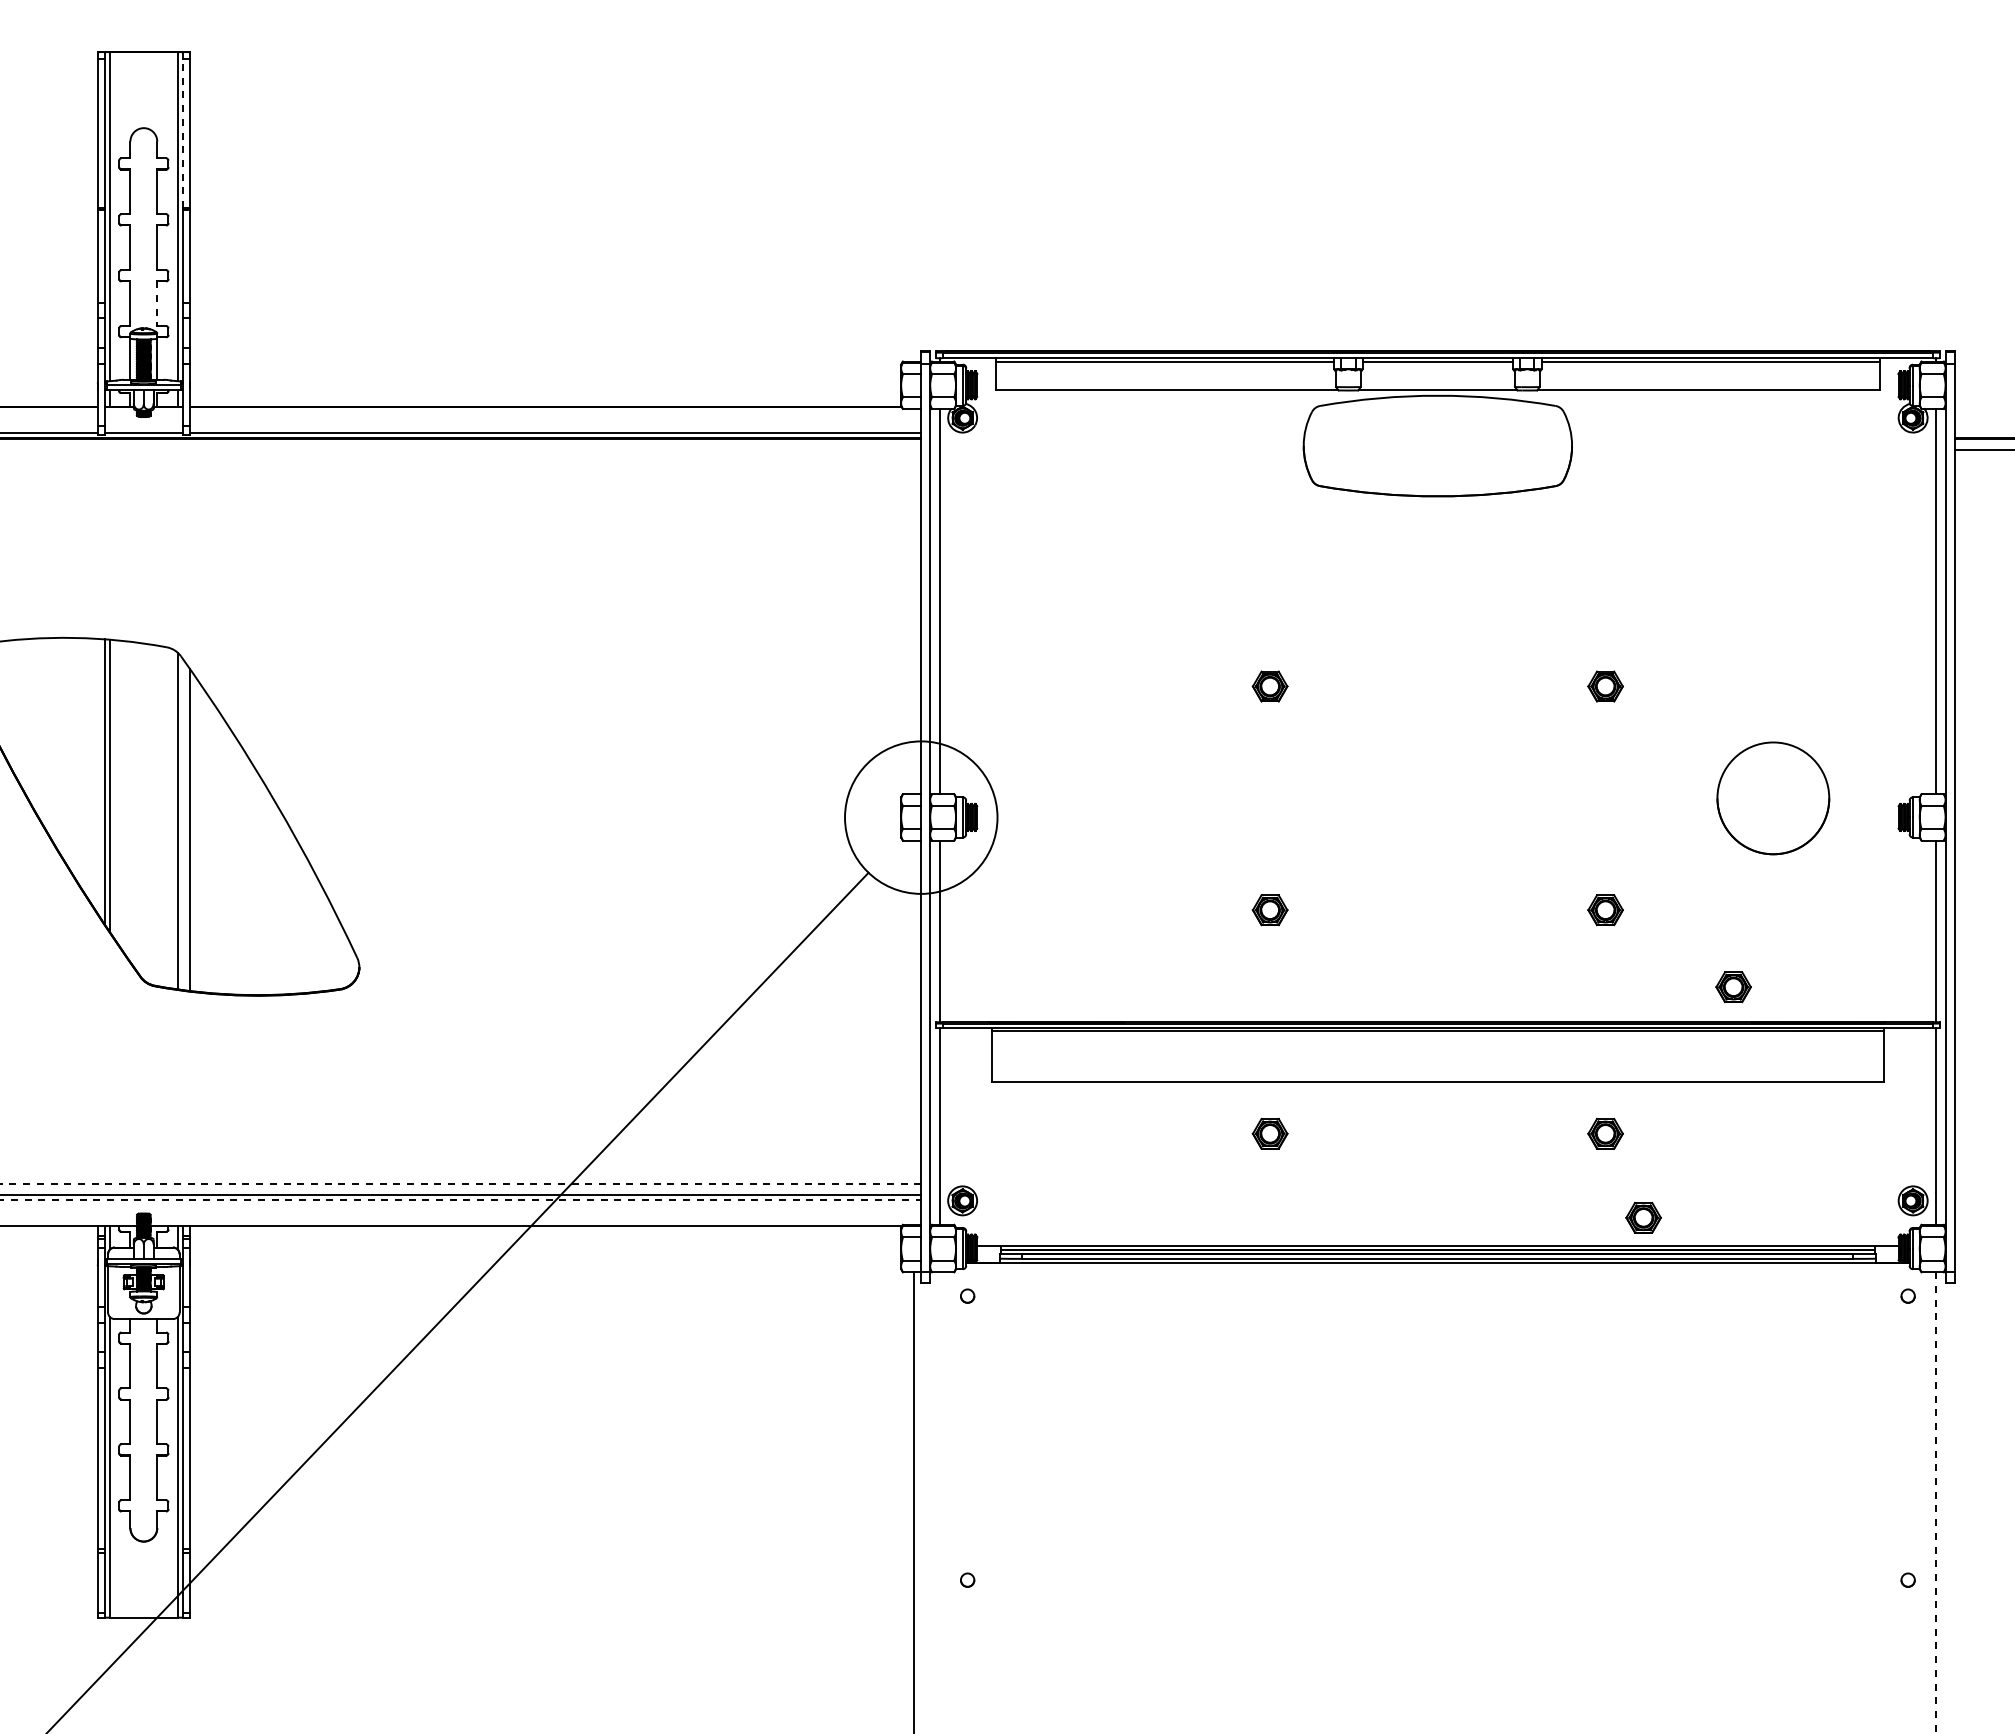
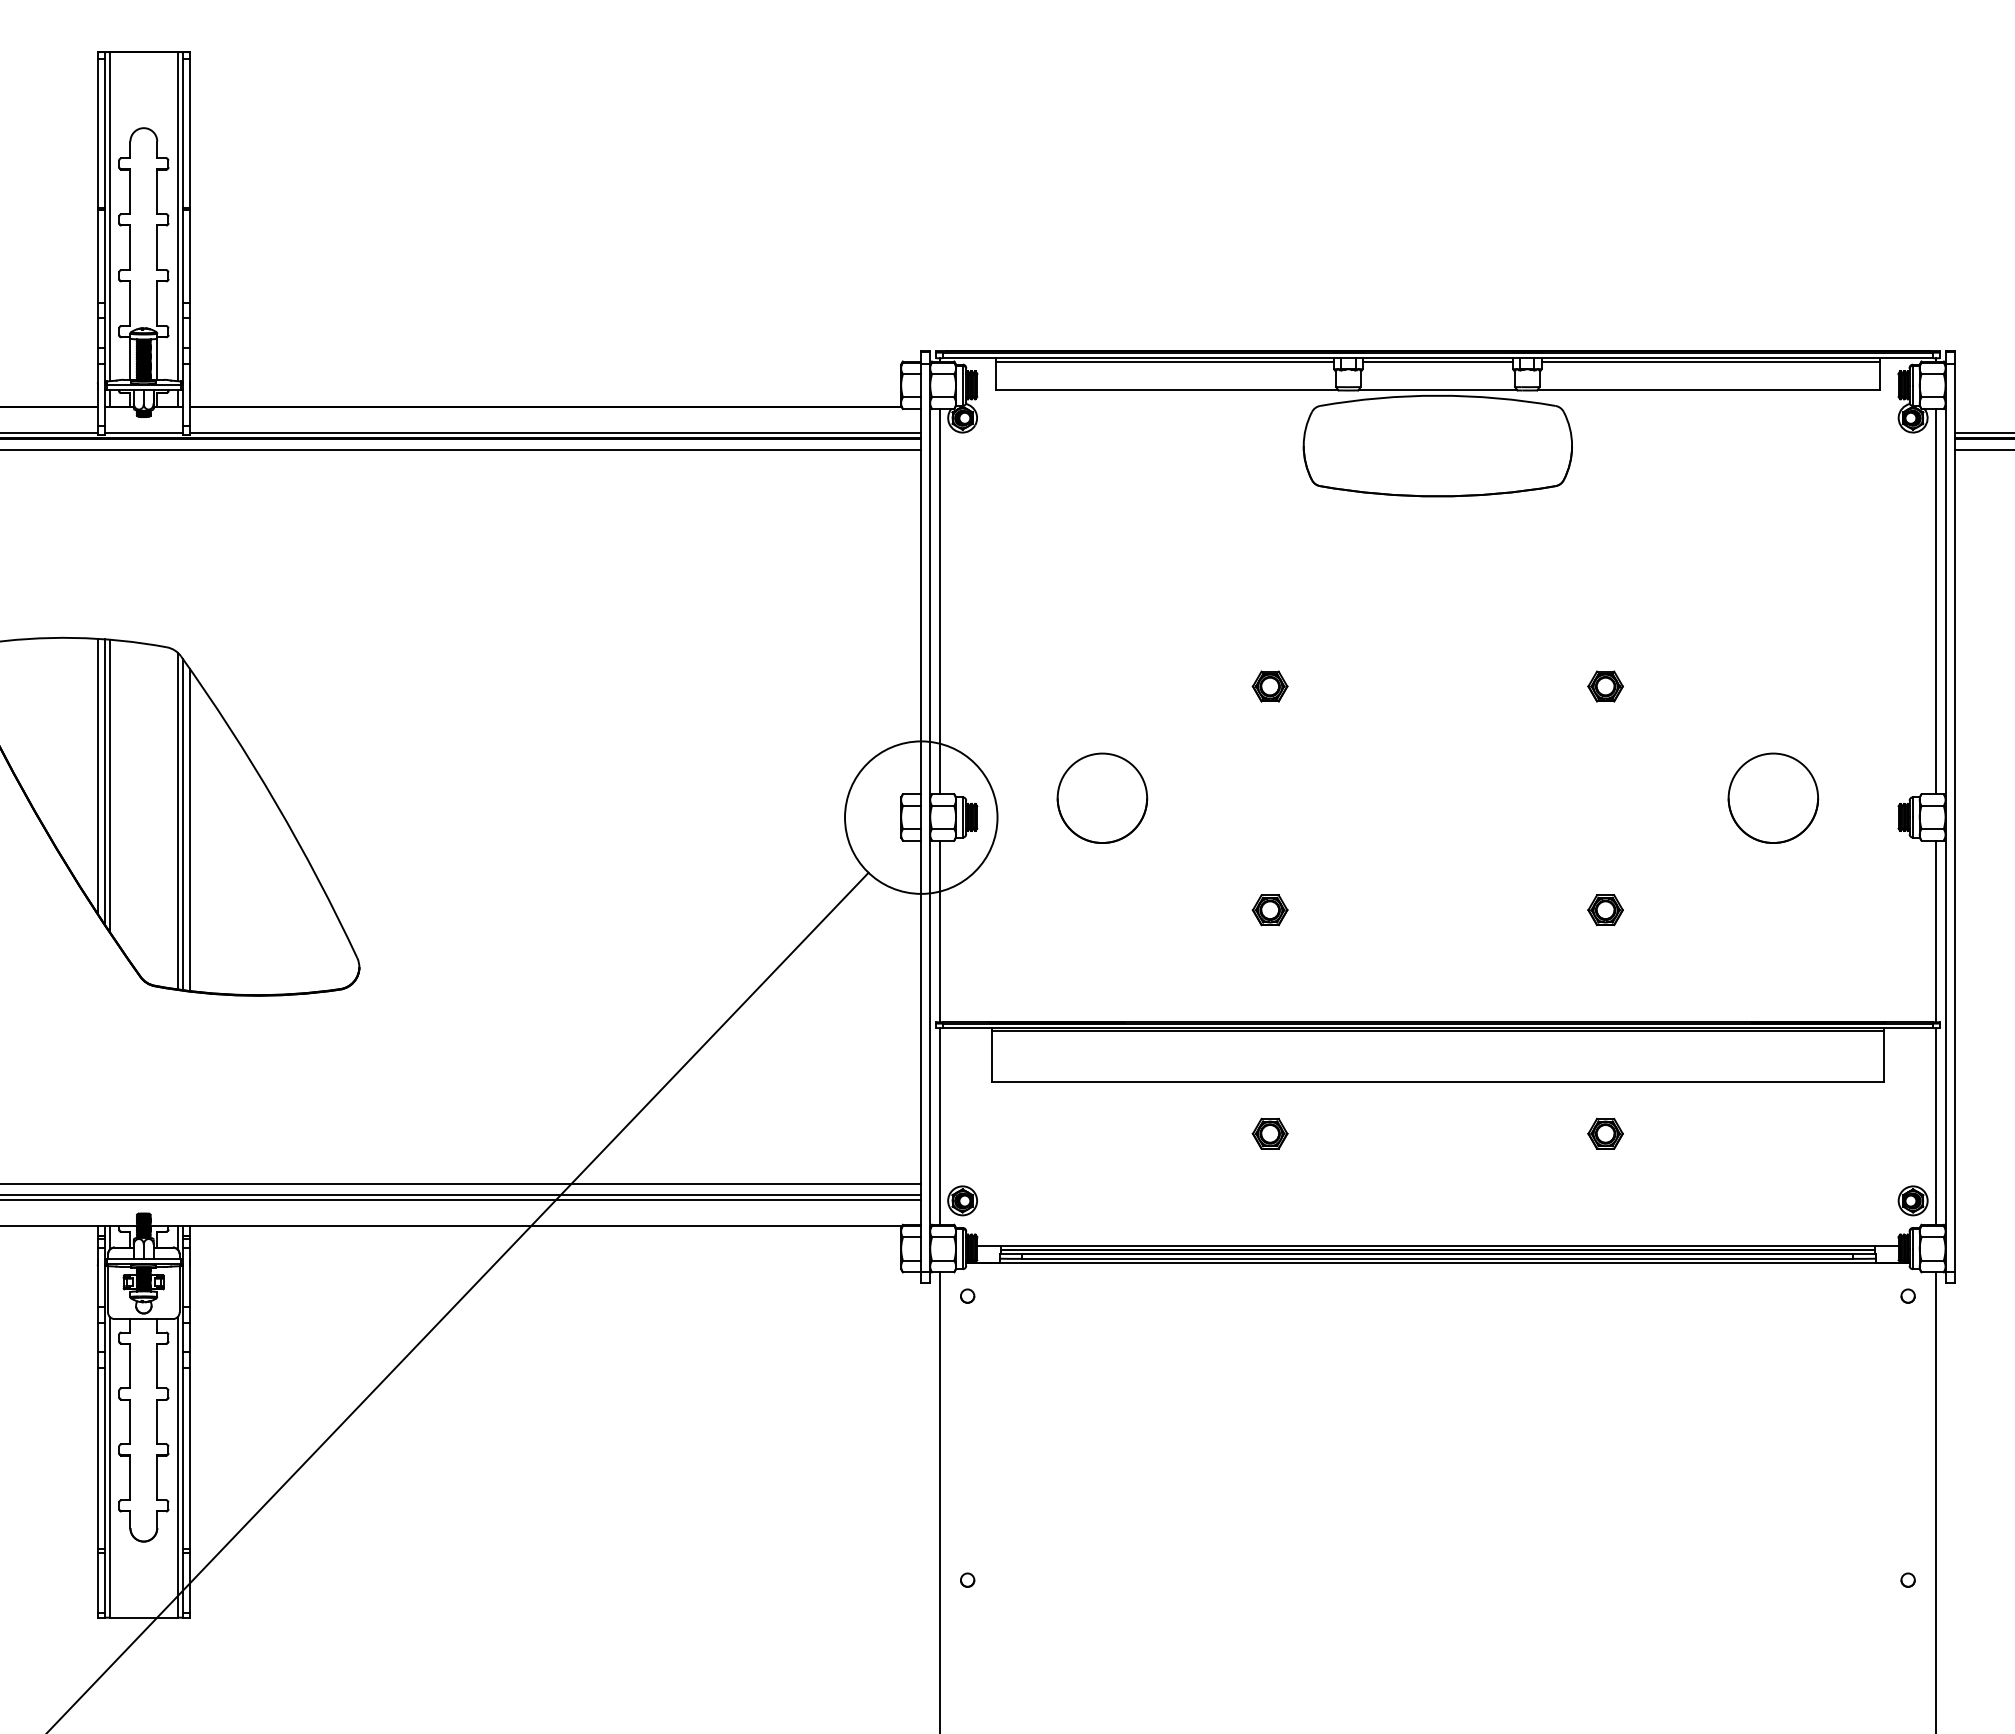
line: dashed -> solid (182, 133)
line: dashed -> solid (157, 304)
line: none -> present (1982, 432)
line: none -> present (461, 449)
line: none -> present (97, 776)
part: none -> present (1102, 797)
part size: 115x115 px -> 93x92 px (1773, 797)
line: none -> present (182, 824)
part: present -> none (1733, 987)
line: dashed -> solid (460, 1183)
line: dashed -> solid (461, 1199)
part: present -> none (1643, 1217)
line position: (913, 1501) -> (939, 1501) (939, 1501)
line: dashed -> solid (1936, 1503)
